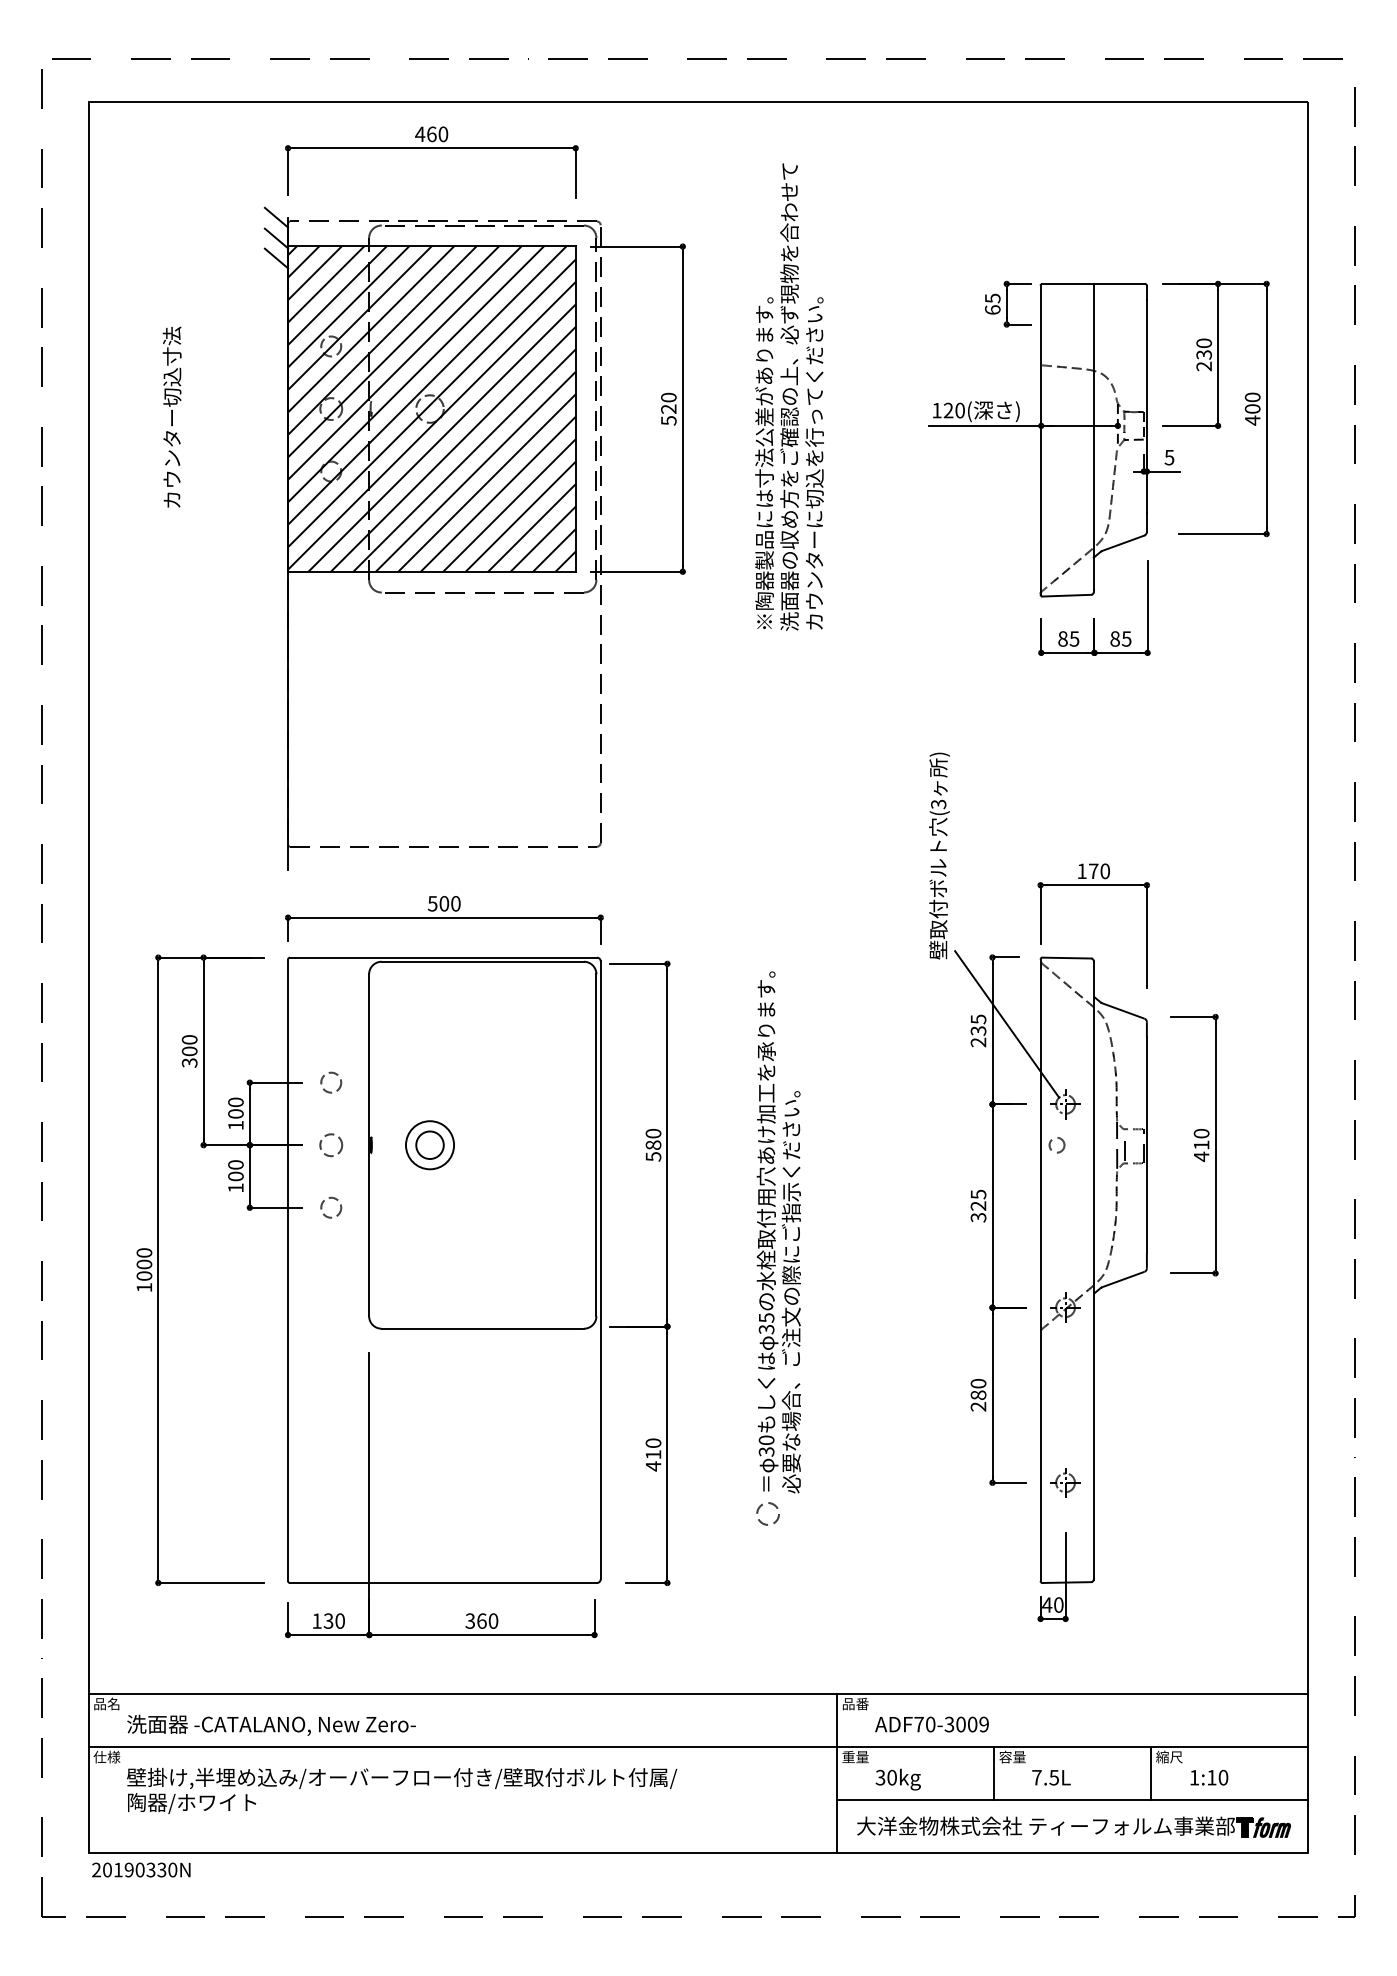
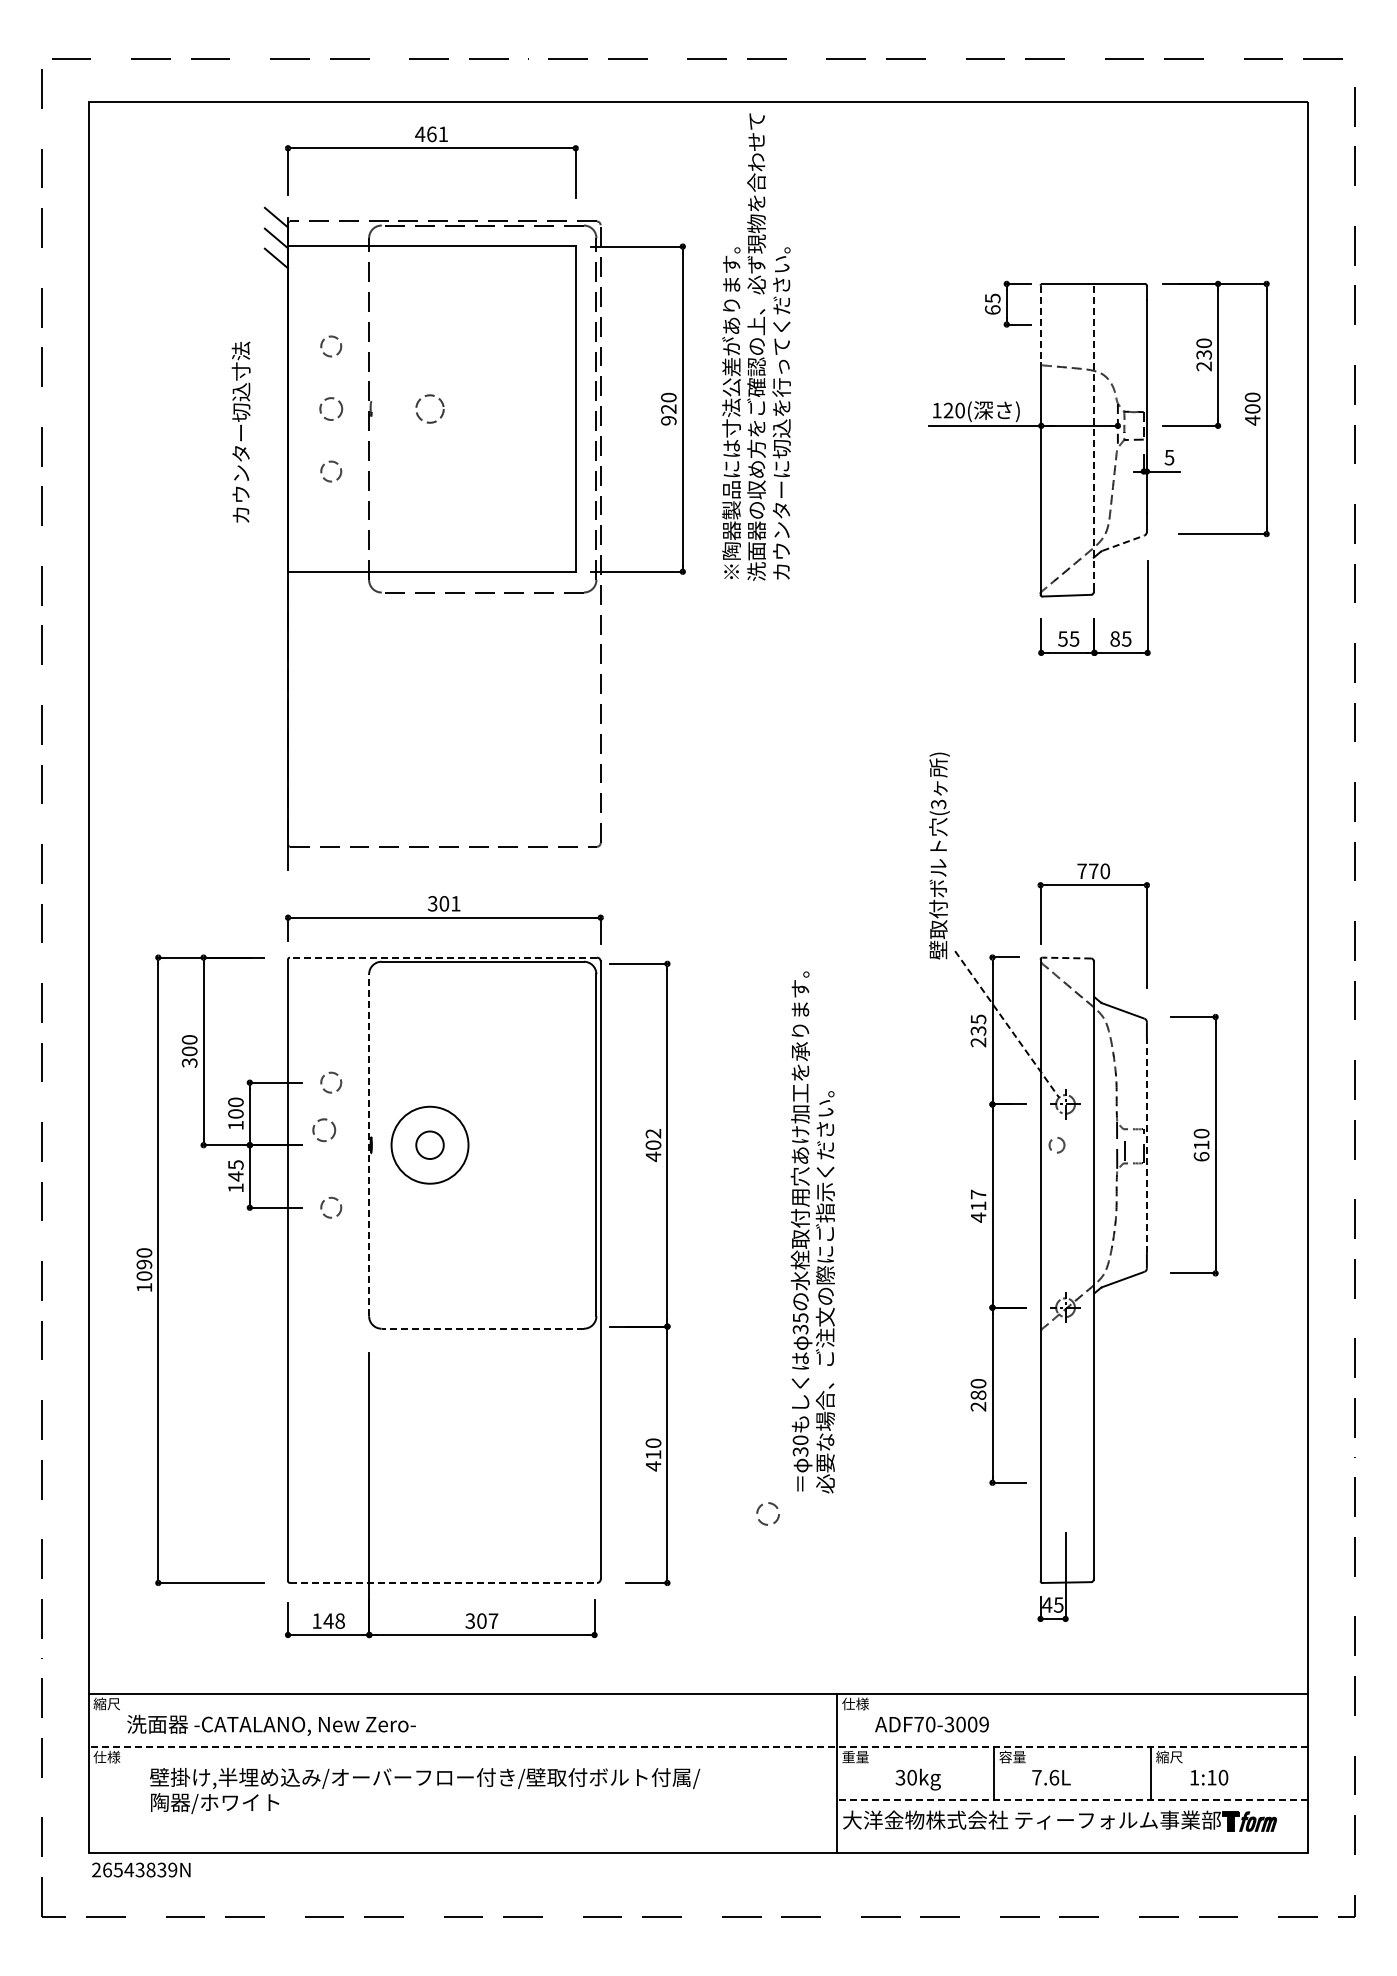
text: 460 -> 461 (443, 134)
line: solid -> dashed (1040, 324)
text position: (789, 396) -> (756, 346) (756, 346)
hatch: present -> none (431, 408)
text position: (171, 416) -> (240, 431) (240, 431)
text: 520 -> 920 (668, 420)
line: solid -> dashed (1093, 436)
line: solid -> dashed (1123, 543)
text: 85 -> 55 (1062, 638)
text: 170 -> 770 (1081, 870)
text: 500 -> 301 (444, 903)
line: solid -> dashed (443, 957)
line: solid -> dashed (1066, 958)
line: solid -> dashed (1007, 1024)
circle position: (331, 1145) -> (324, 1130) (324, 1130)
line: solid -> dashed (369, 1145)
circle diameter: 48 px -> 77 px (429, 1144)
text: 580 -> 402 (653, 1145)
line: solid -> dashed (1146, 1145)
text: 410 -> 610 (1201, 1156)
text: 100 -> 145 (235, 1170)
text: 325 -> 417 (978, 1205)
text position: (778, 1232) -> (812, 1232) (812, 1232)
text: 1000 -> 1090 (144, 1264)
line: solid -> dashed (482, 1328)
part: present -> none (1065, 1482)
line: solid -> dashed (443, 1582)
text: 40 -> 45 (1058, 1604)
text: 130 -> 148 (333, 1620)
text: 360 -> 307 (487, 1620)
text: 品名 -> 縮尺 (106, 1703)
text: 品番 -> 仕様 (855, 1703)
line: solid -> dashed (698, 1746)
text: 7.5L -> 7.6L (1054, 1777)
text position: (897, 1779) -> (917, 1779) (917, 1779)
text position: (402, 1790) -> (425, 1790) (425, 1790)
line: solid -> dashed (1072, 1800)
part position: (1073, 1826) -> (1059, 1820) (1059, 1820)
text: 20190330N -> 26543839N (140, 1869)
